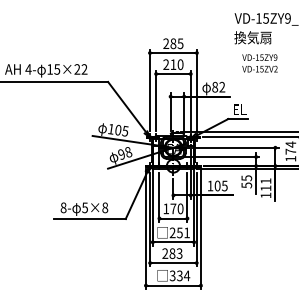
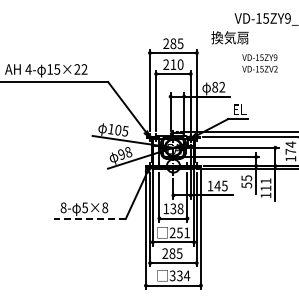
text position: (252, 37) -> (229, 37) (229, 37)
text: 105 -> 145 (217, 185)
text: 170 -> 138 (176, 208)
line: solid -> dashed (90, 219)
text: 283 -> 285 (179, 253)
